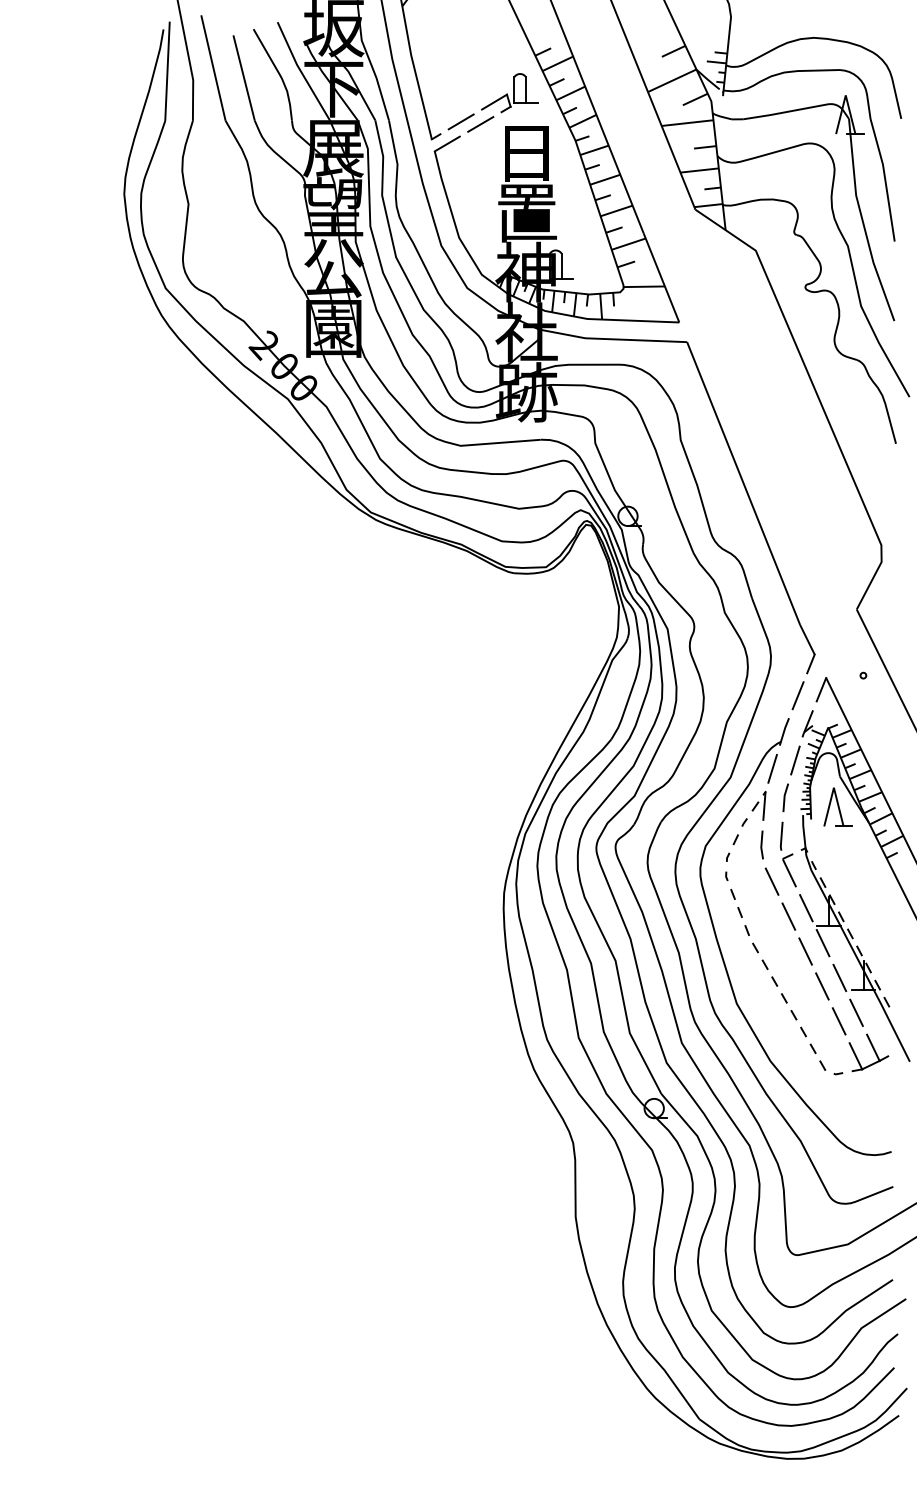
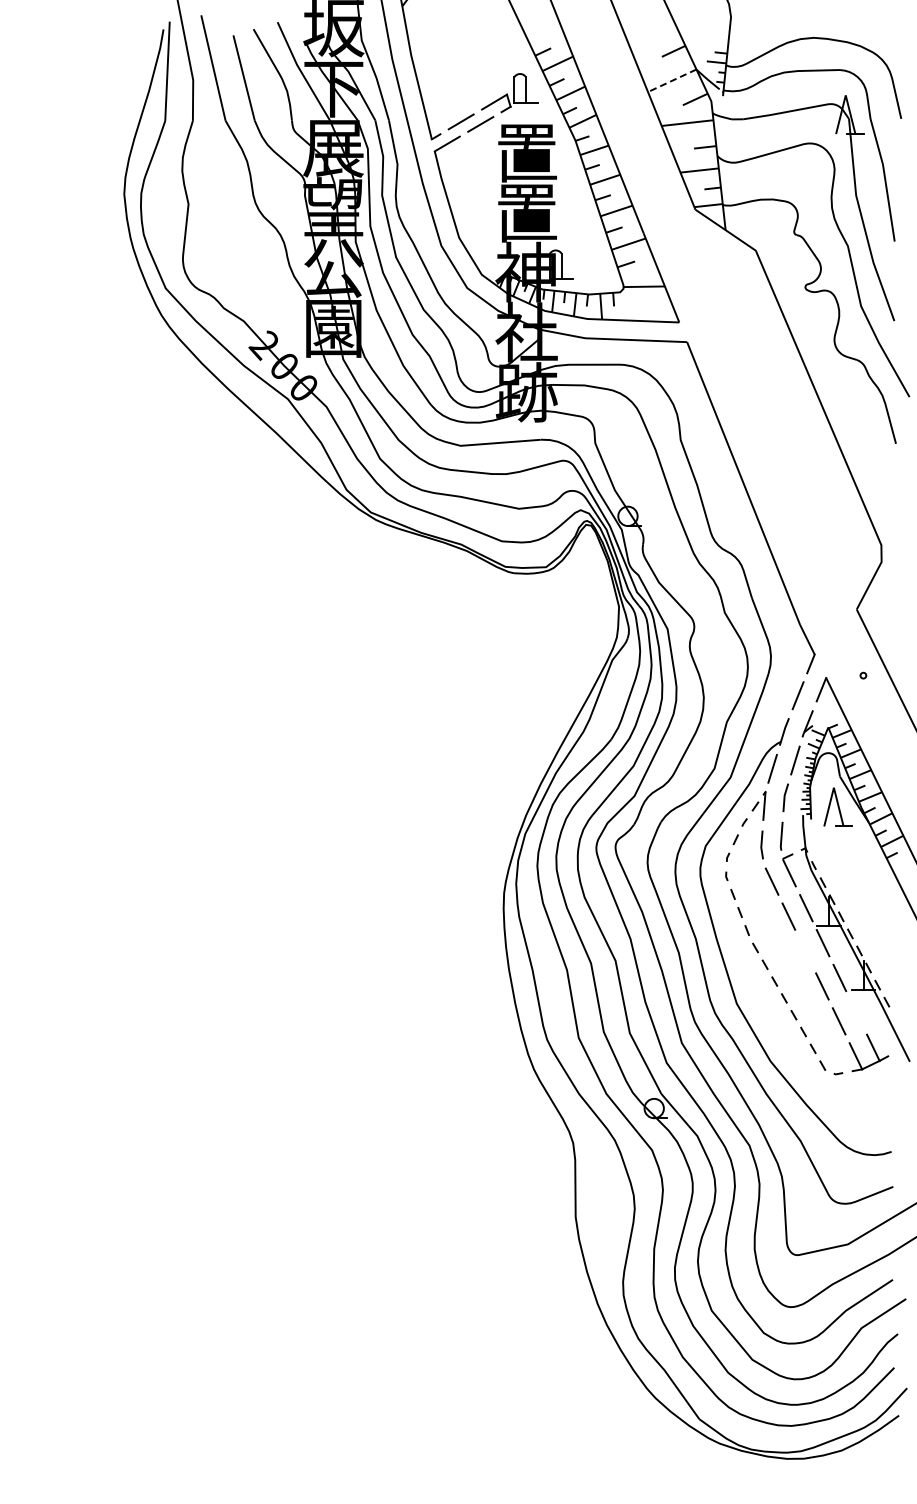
line: solid -> dashed (672, 80)
text: 日 -> 置 (527, 153)
line: present -> none (805, 951)
line: present -> none (856, 1012)
